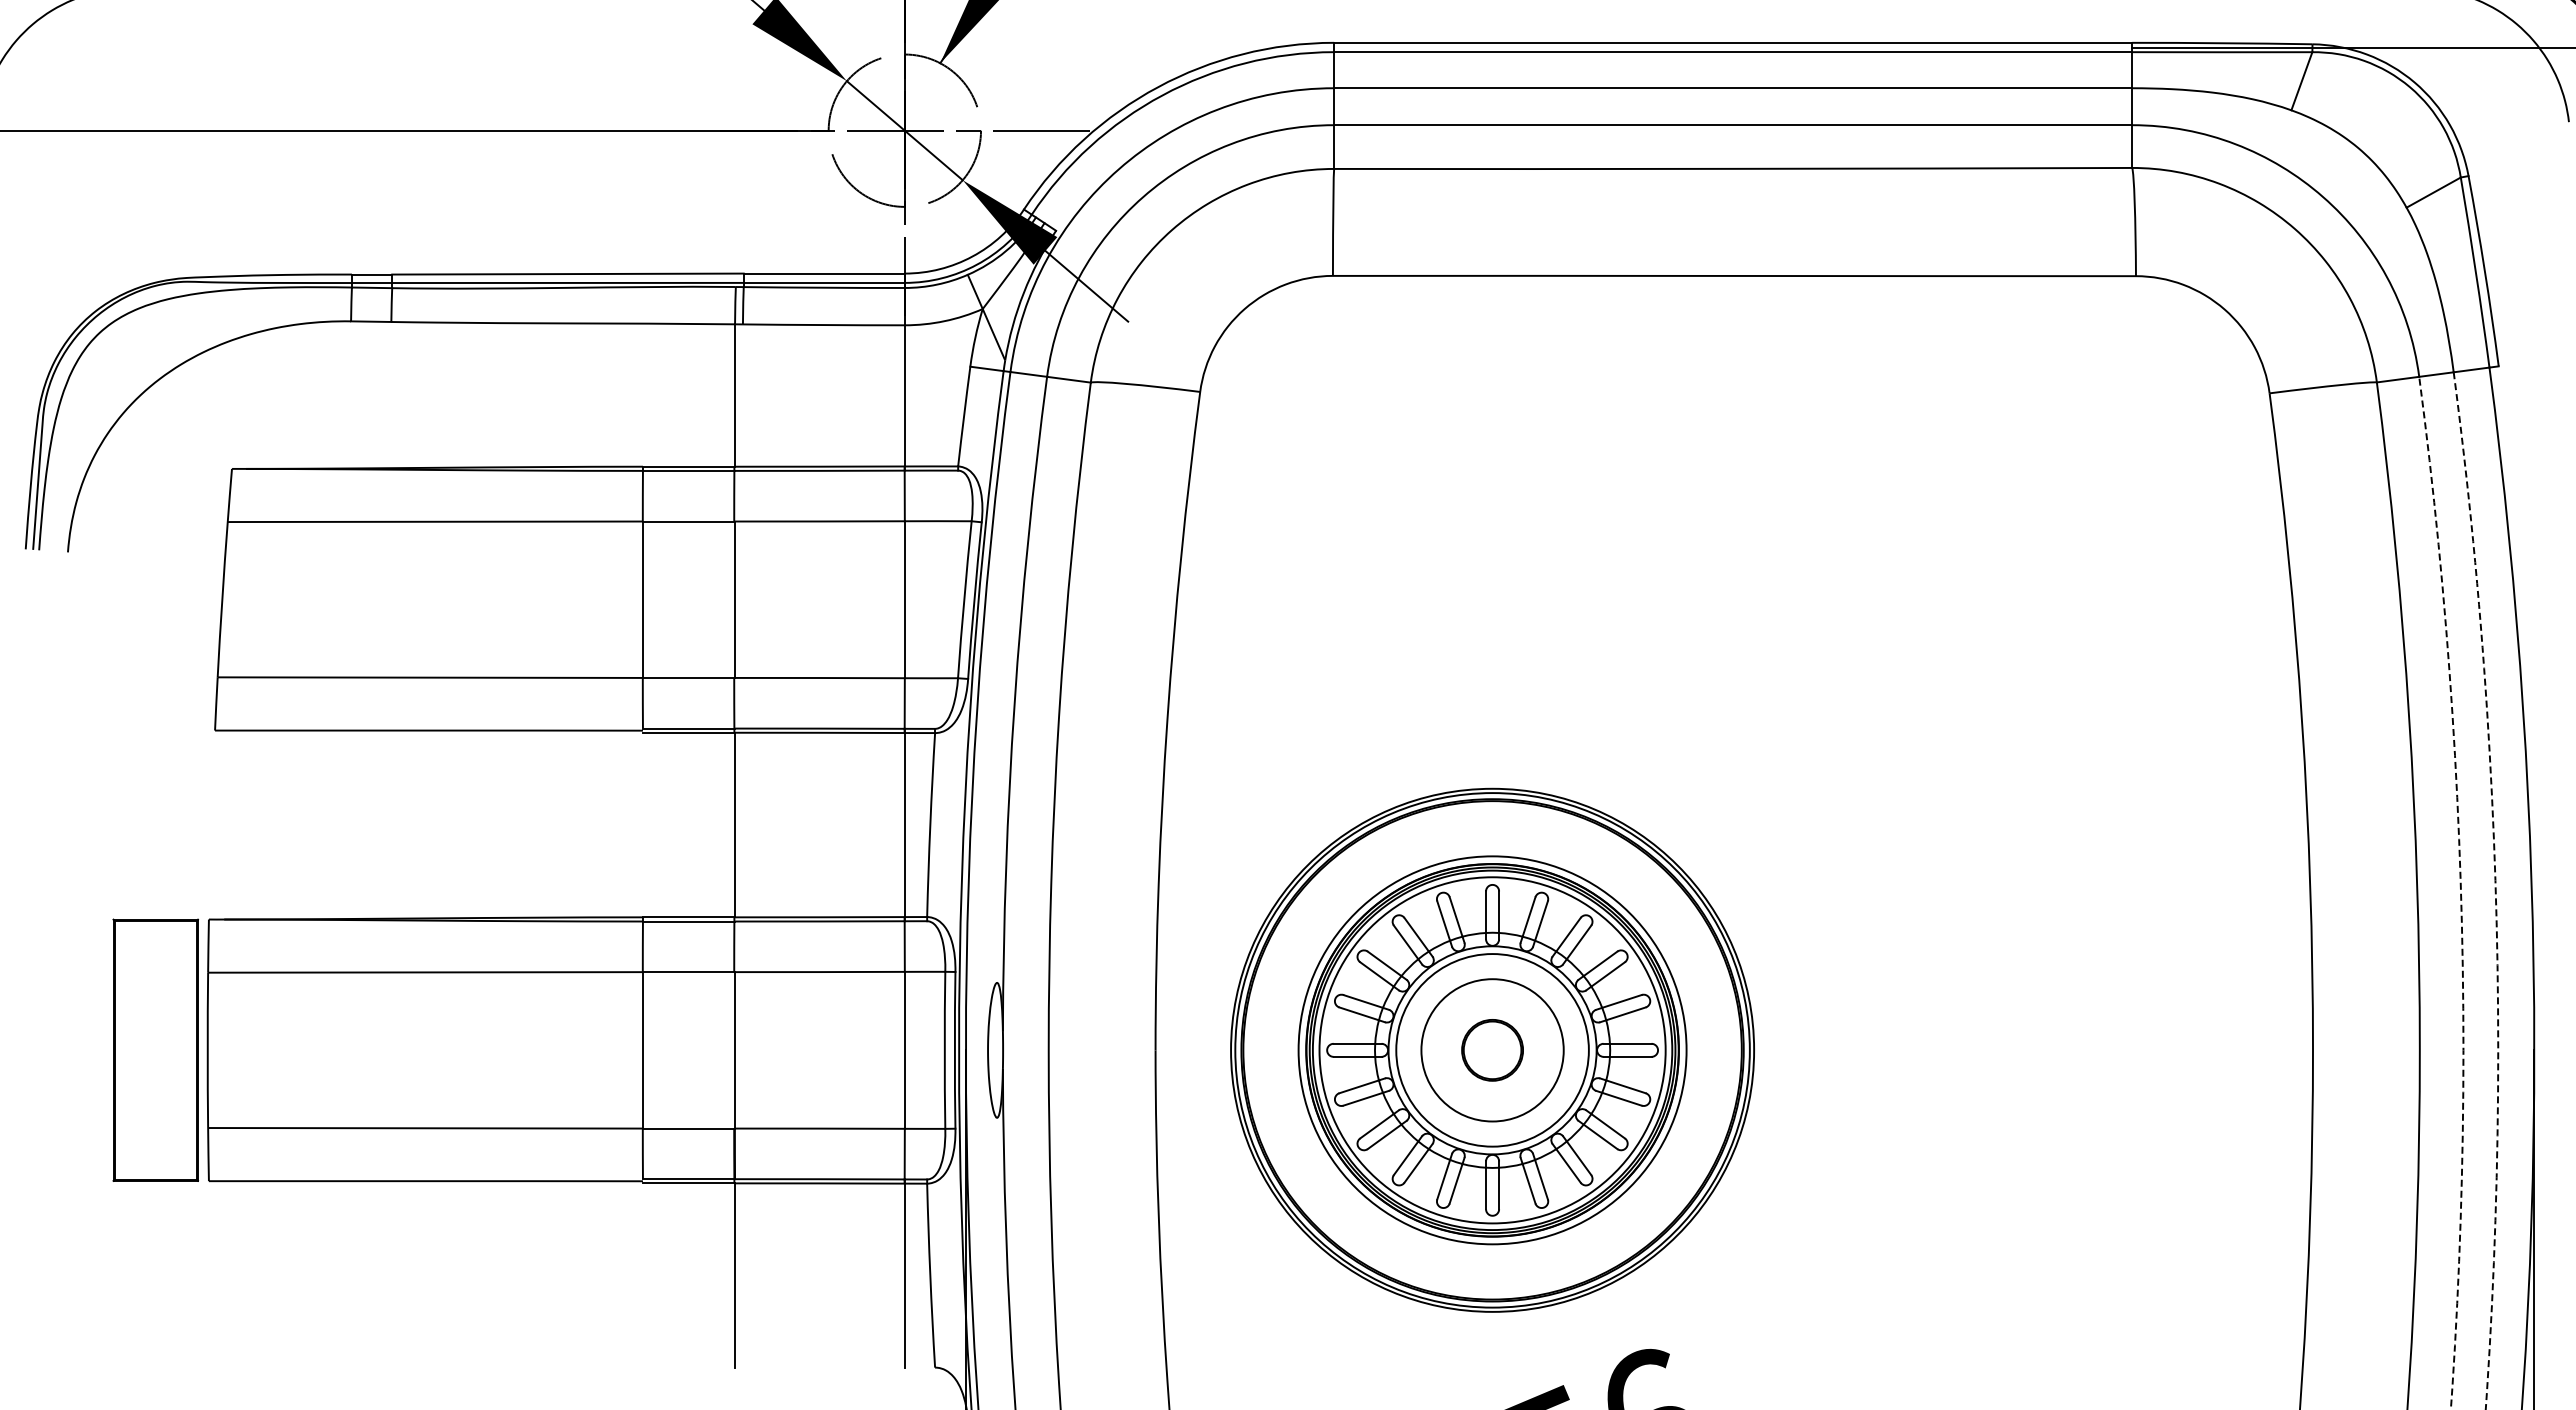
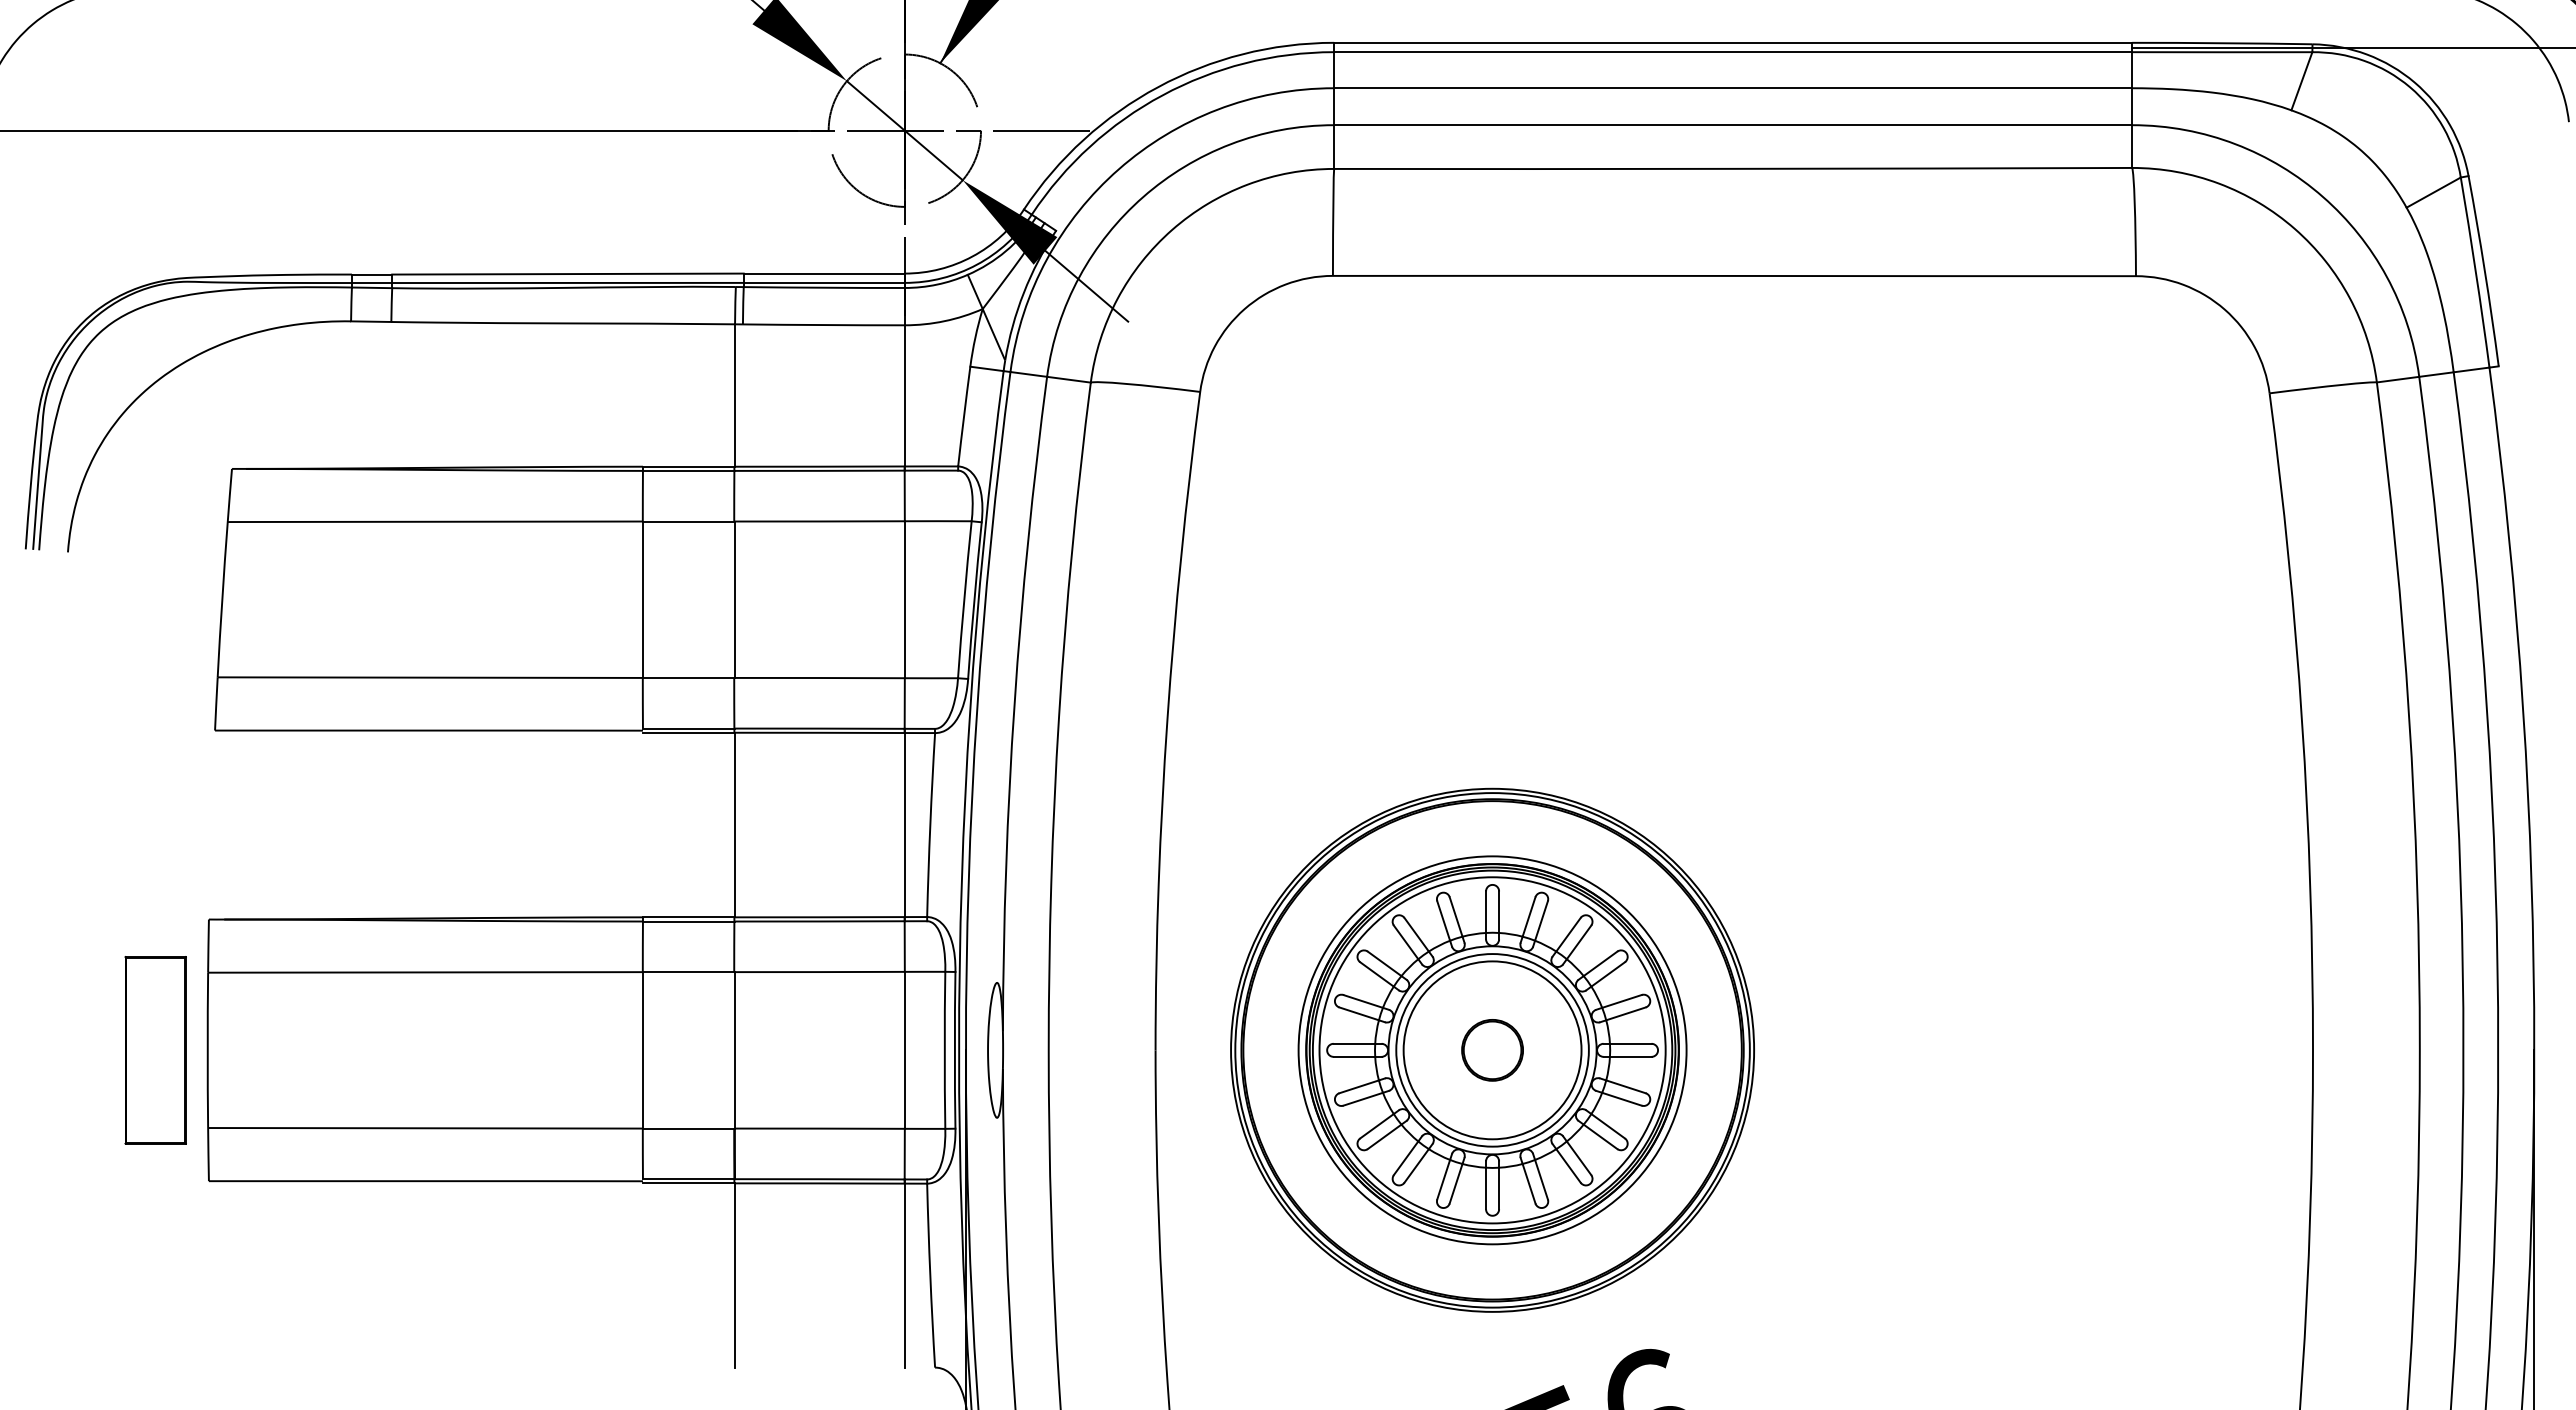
arc: dashed -> solid (2495, 888)
arc: dashed -> solid (2460, 892)
part size: 88x264 px -> 63x189 px (155, 1050)
circle diameter: 142 px -> 178 px (1492, 1050)
